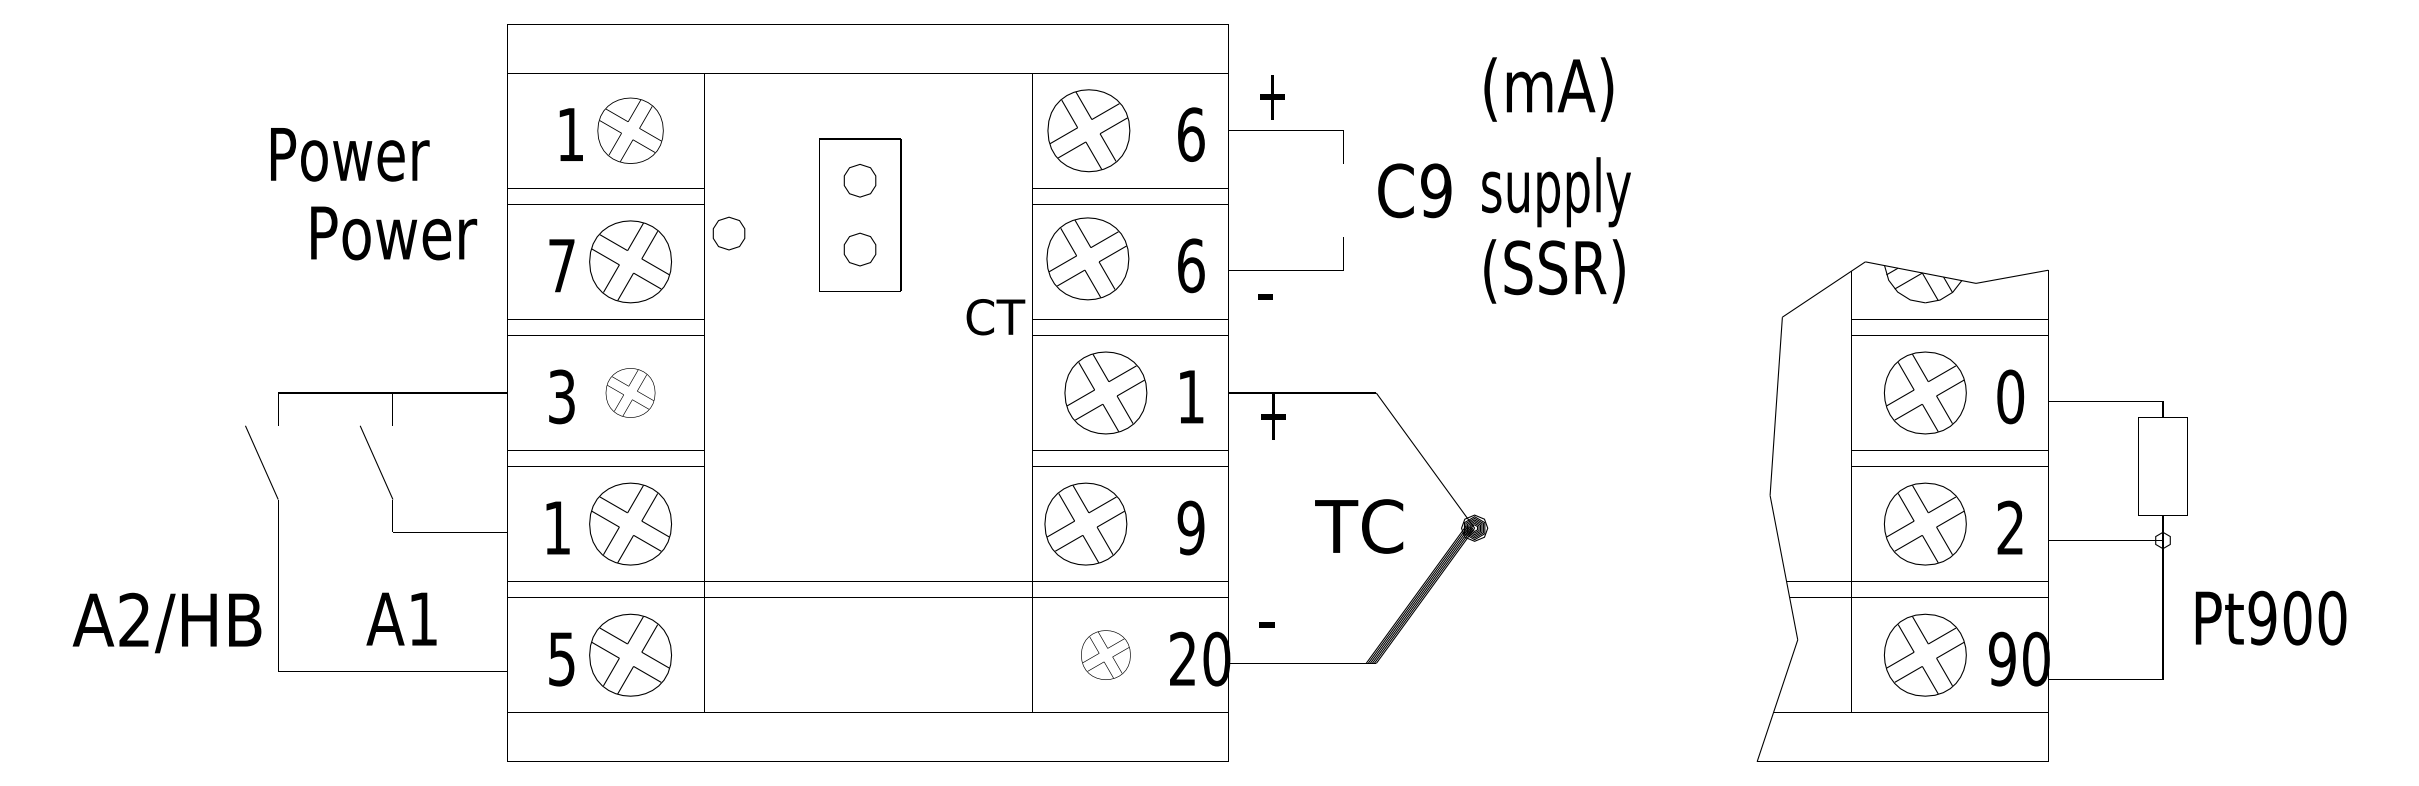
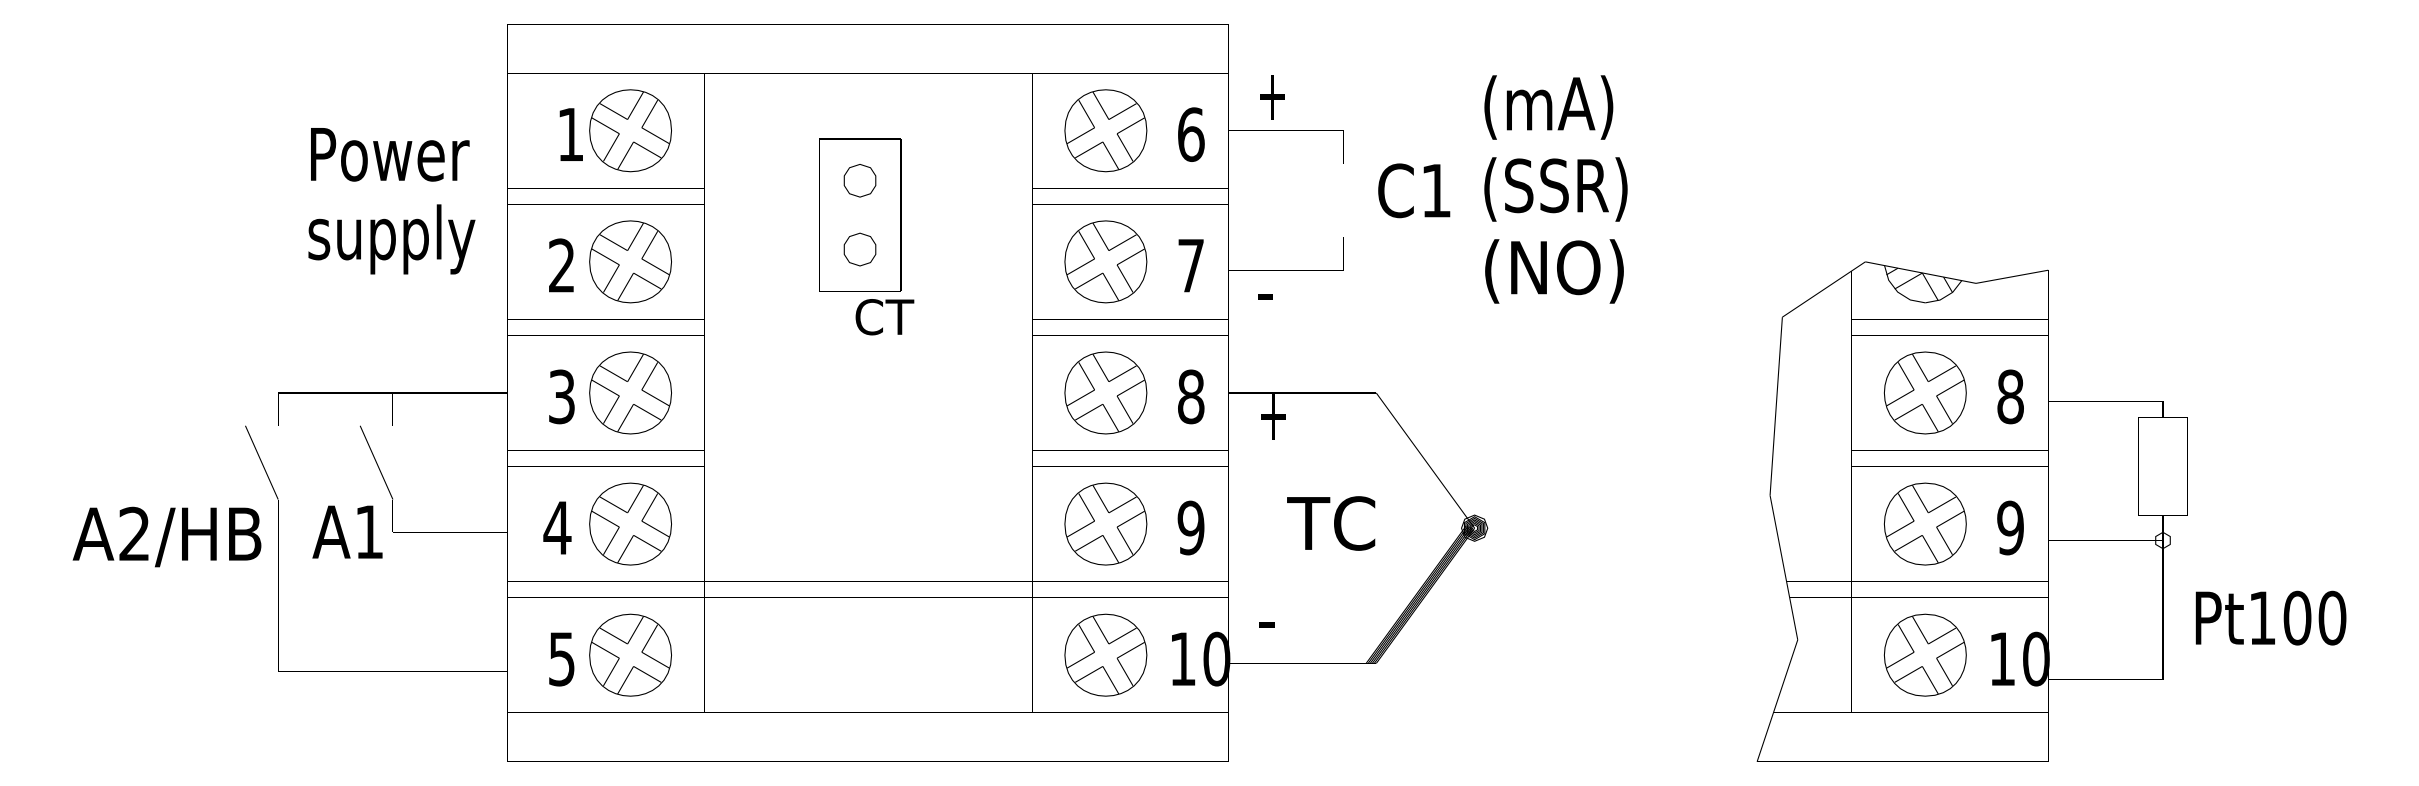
text position: (1548, 89) -> (1548, 107) (1548, 107)
part size: 67x67 px -> 83x84 px (630, 130)
part position: (1088, 130) -> (1105, 130) (1105, 130)
text position: (350, 154) -> (390, 154) (390, 154)
text: C9 -> C1 (1436, 190)
text: supply -> (SSR) (1556, 192)
part: present -> none (728, 233)
text: Power -> supply (392, 239)
part position: (1087, 258) -> (1105, 261) (1105, 261)
text: 7 -> 2 (561, 265)
text: 6 -> 7 (1191, 265)
text: (SSR) -> (NO) (1554, 271)
text position: (995, 317) -> (884, 317) (884, 317)
part size: 51x50 px -> 83x84 px (630, 392)
text: 1 -> 8 (1191, 396)
text: 0 -> 8 (2010, 396)
part position: (1085, 523) -> (1105, 523) (1105, 523)
text position: (1359, 526) -> (1331, 523) (1331, 523)
text: 1 -> 4 (557, 527)
text: 2 -> 9 (2010, 527)
text: Pt900 -> Pt100 (2262, 617)
text position: (401, 618) -> (347, 531) (347, 531)
text position: (166, 622) -> (166, 536) (166, 536)
part size: 50x50 px -> 84x84 px (1105, 654)
text: 20 -> 10 (1182, 658)
text: 90 -> 10 (2002, 658)
